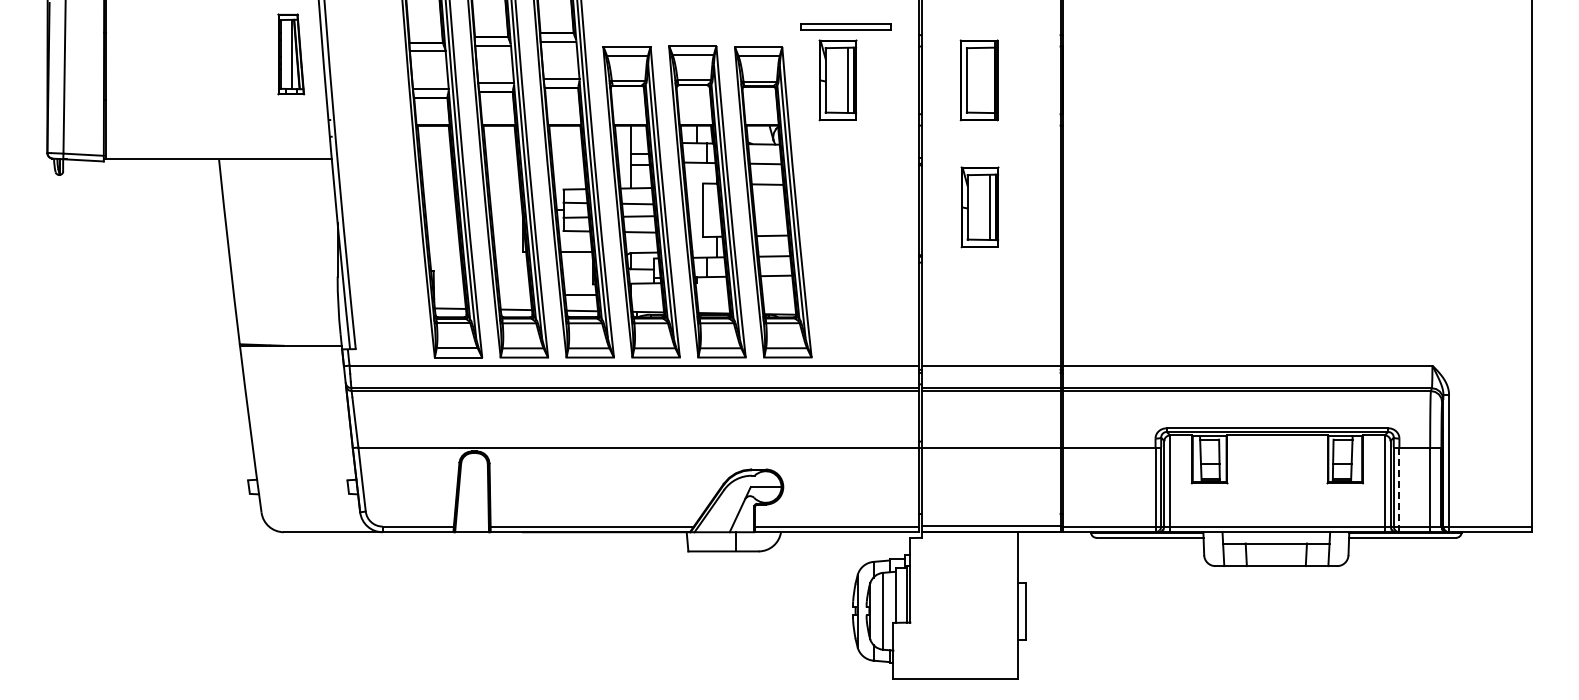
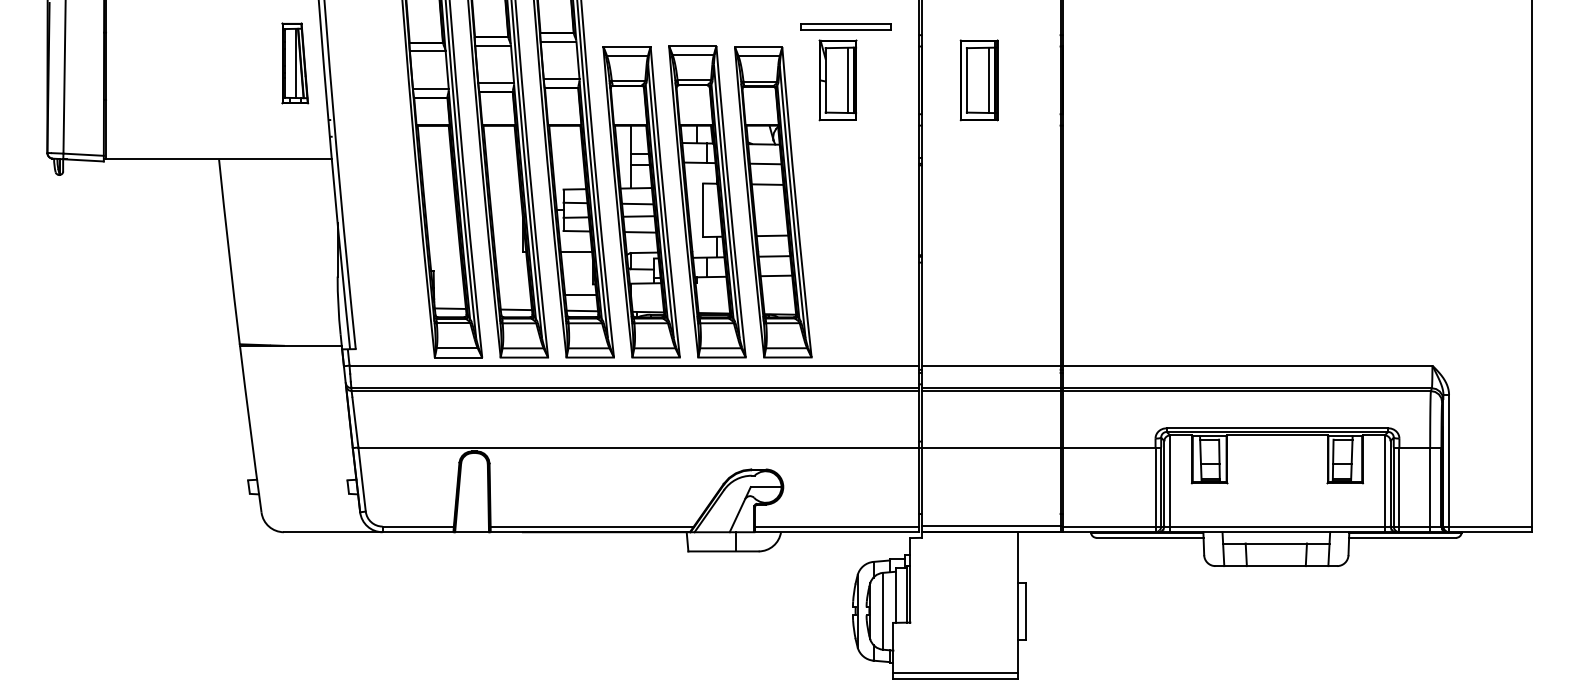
part position: (291, 54) -> (295, 63) (295, 63)
line: none -> present (989, 79)
part: present -> none (979, 207)
line: dashed -> solid (1399, 490)
line: none -> present (955, 673)
